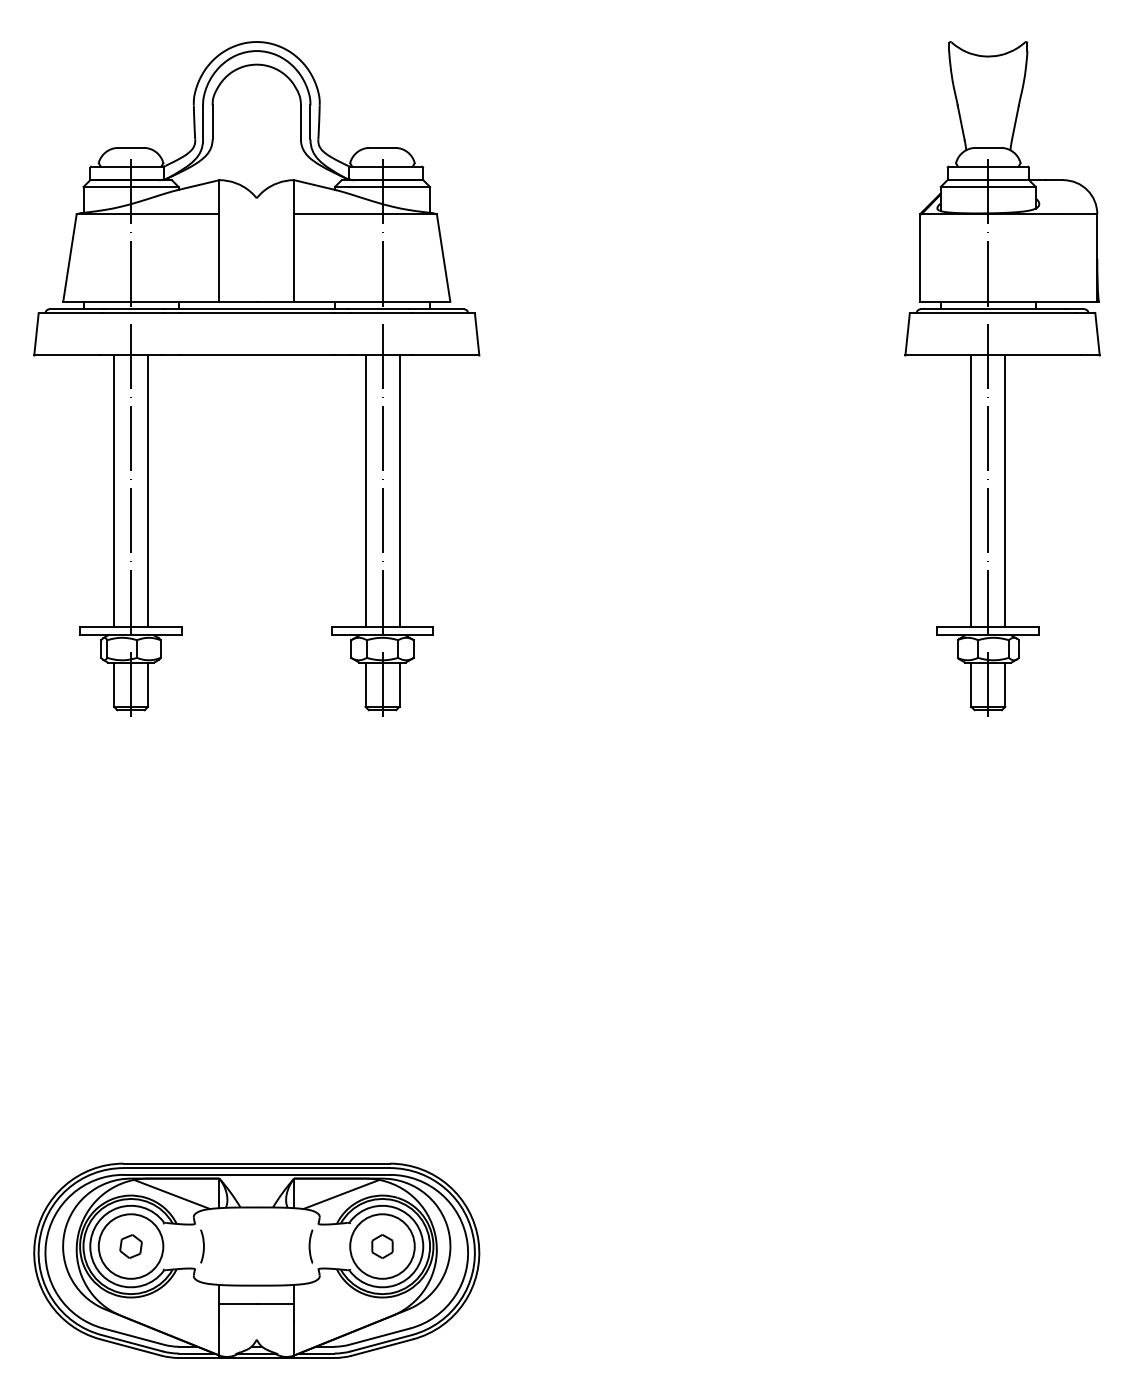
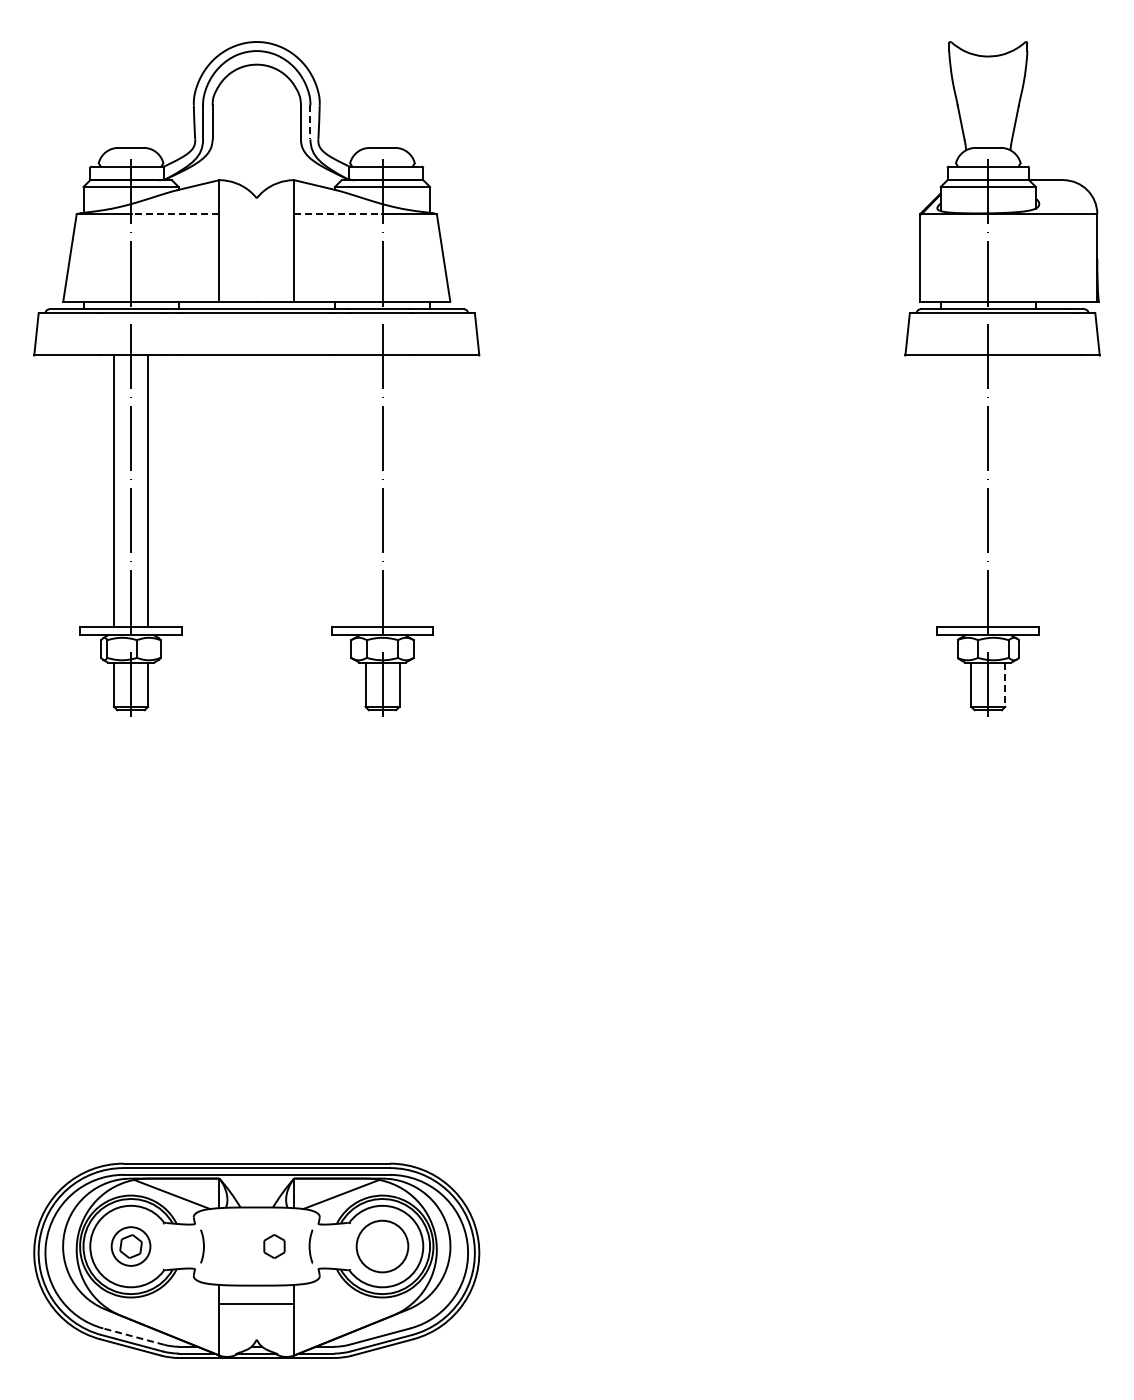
line: solid -> dashed (310, 122)
line: solid -> dashed (175, 214)
line: solid -> dashed (338, 214)
line: present -> none (365, 491)
line: present -> none (399, 491)
line: present -> none (971, 491)
line: present -> none (1005, 491)
line: solid -> dashed (1005, 685)
circle diameter: 65 px -> 39 px (130, 1246)
circle diameter: 65 px -> 52 px (382, 1246)
part position: (382, 1246) -> (274, 1246) (274, 1246)
line: solid -> dashed (133, 1336)
